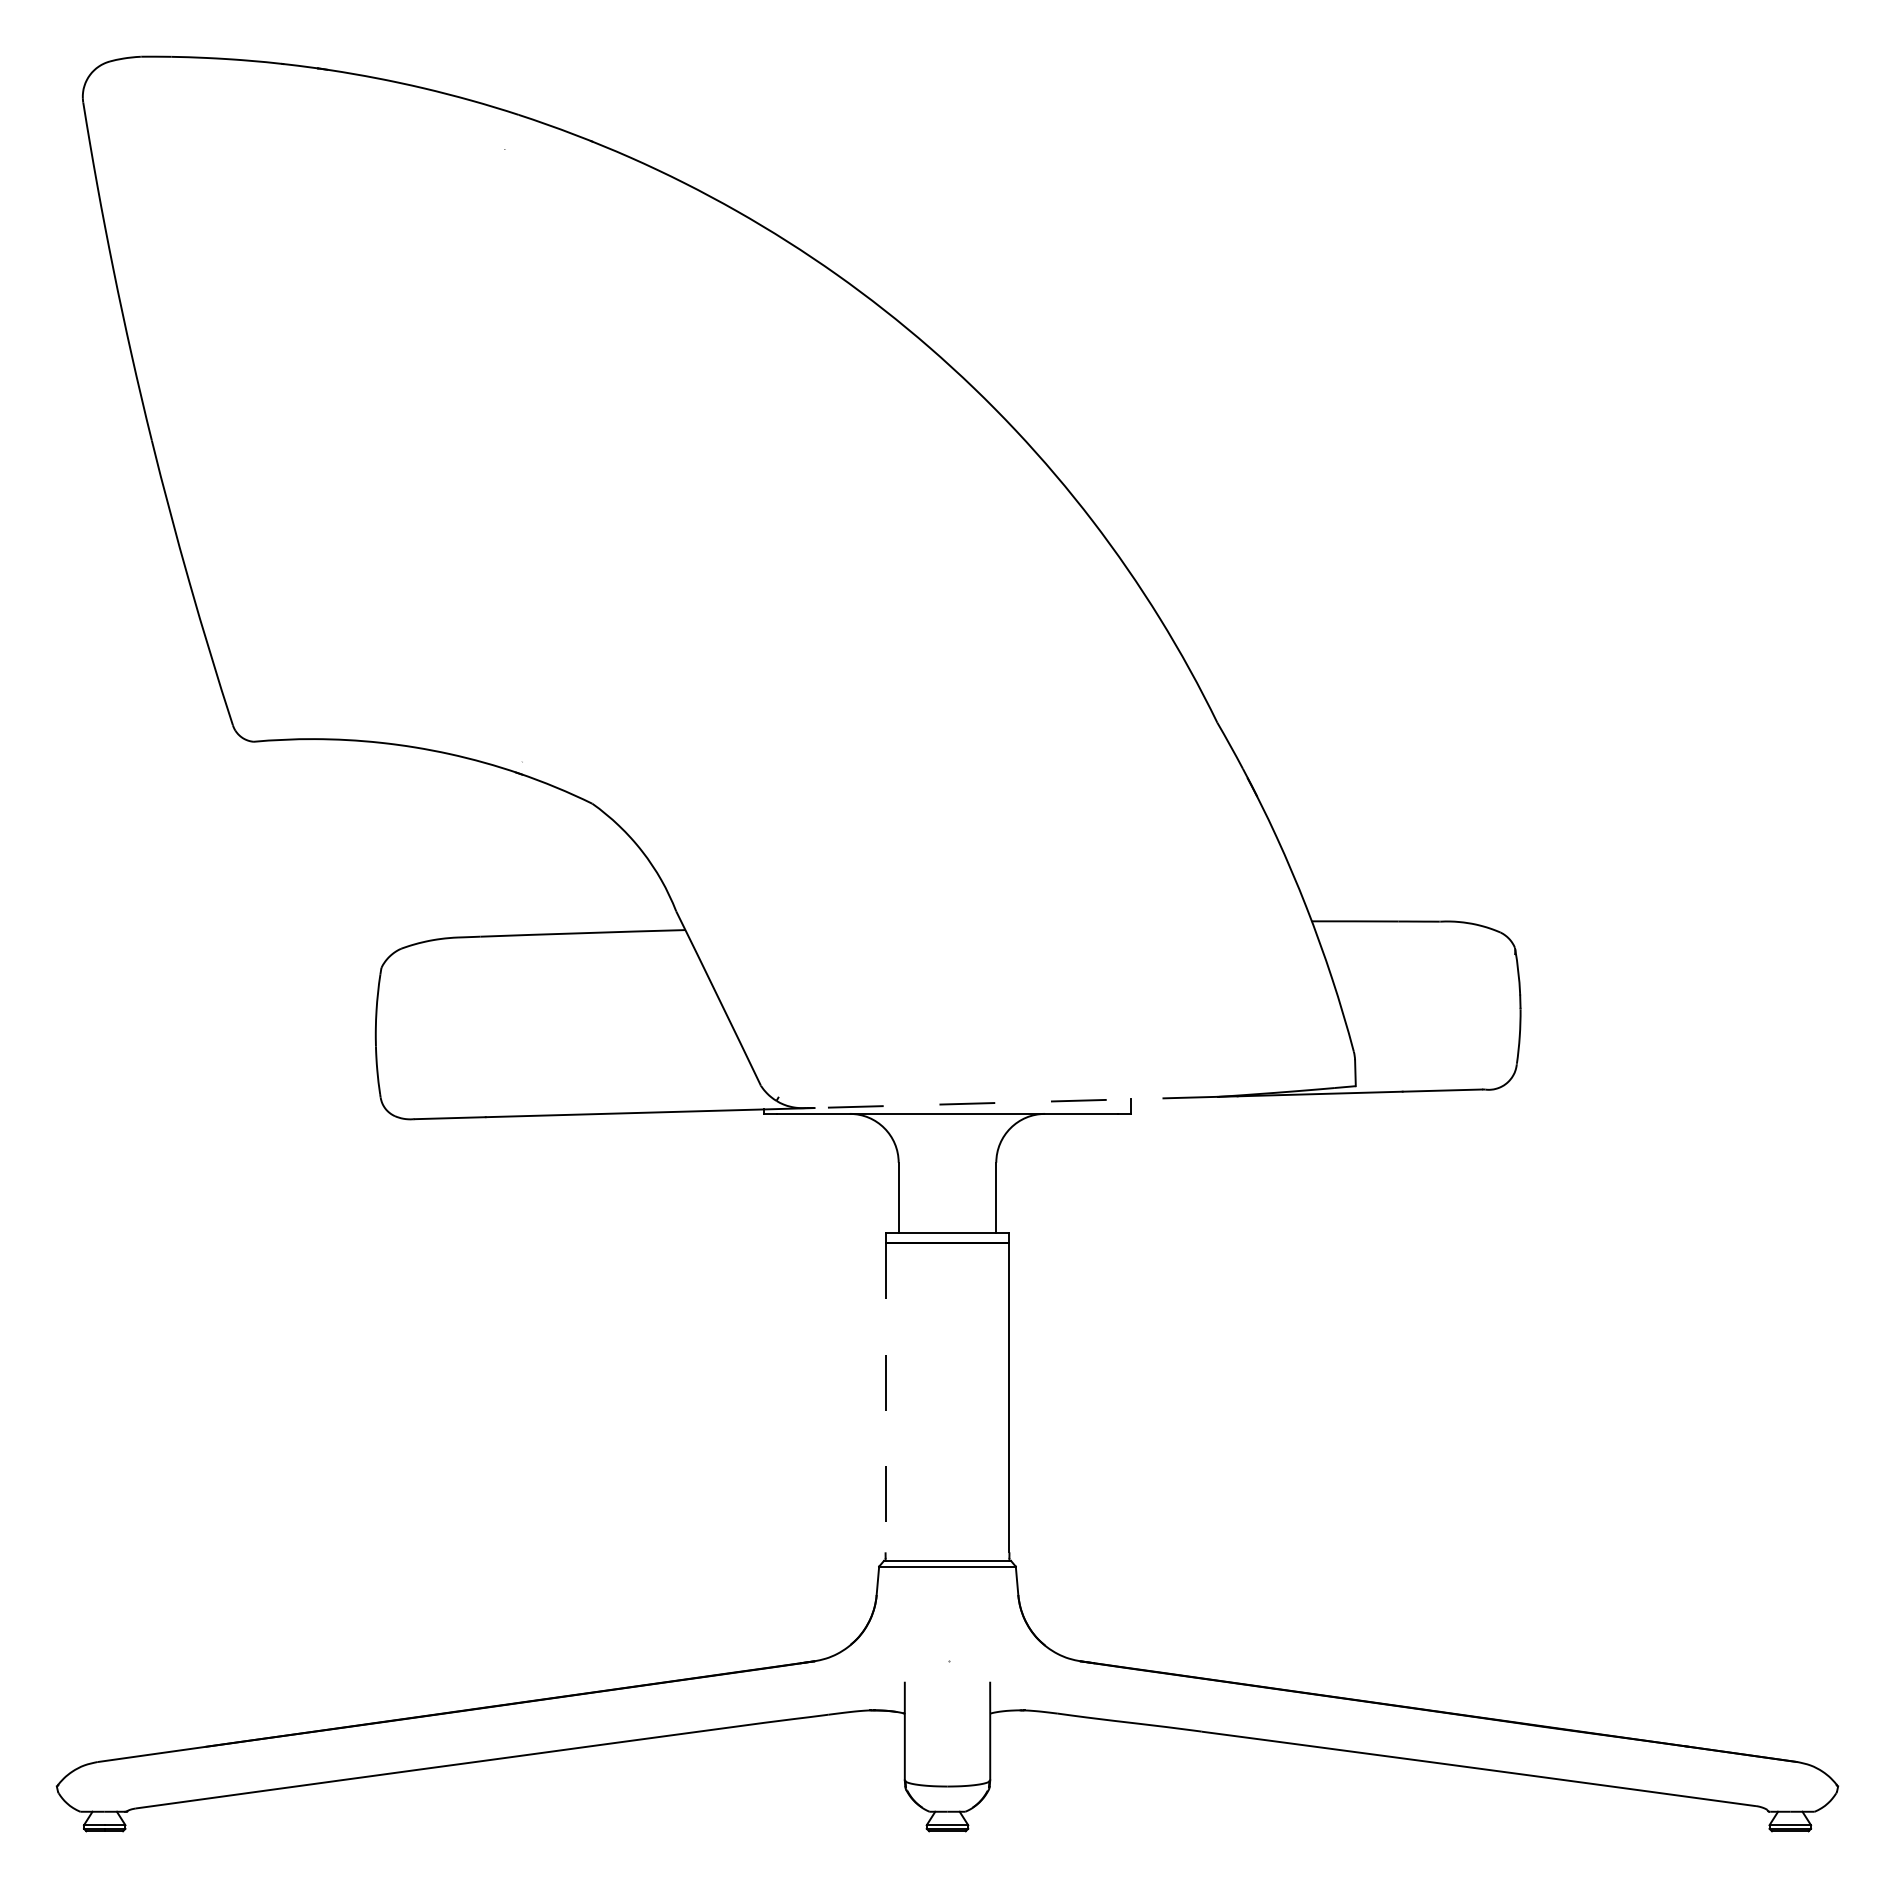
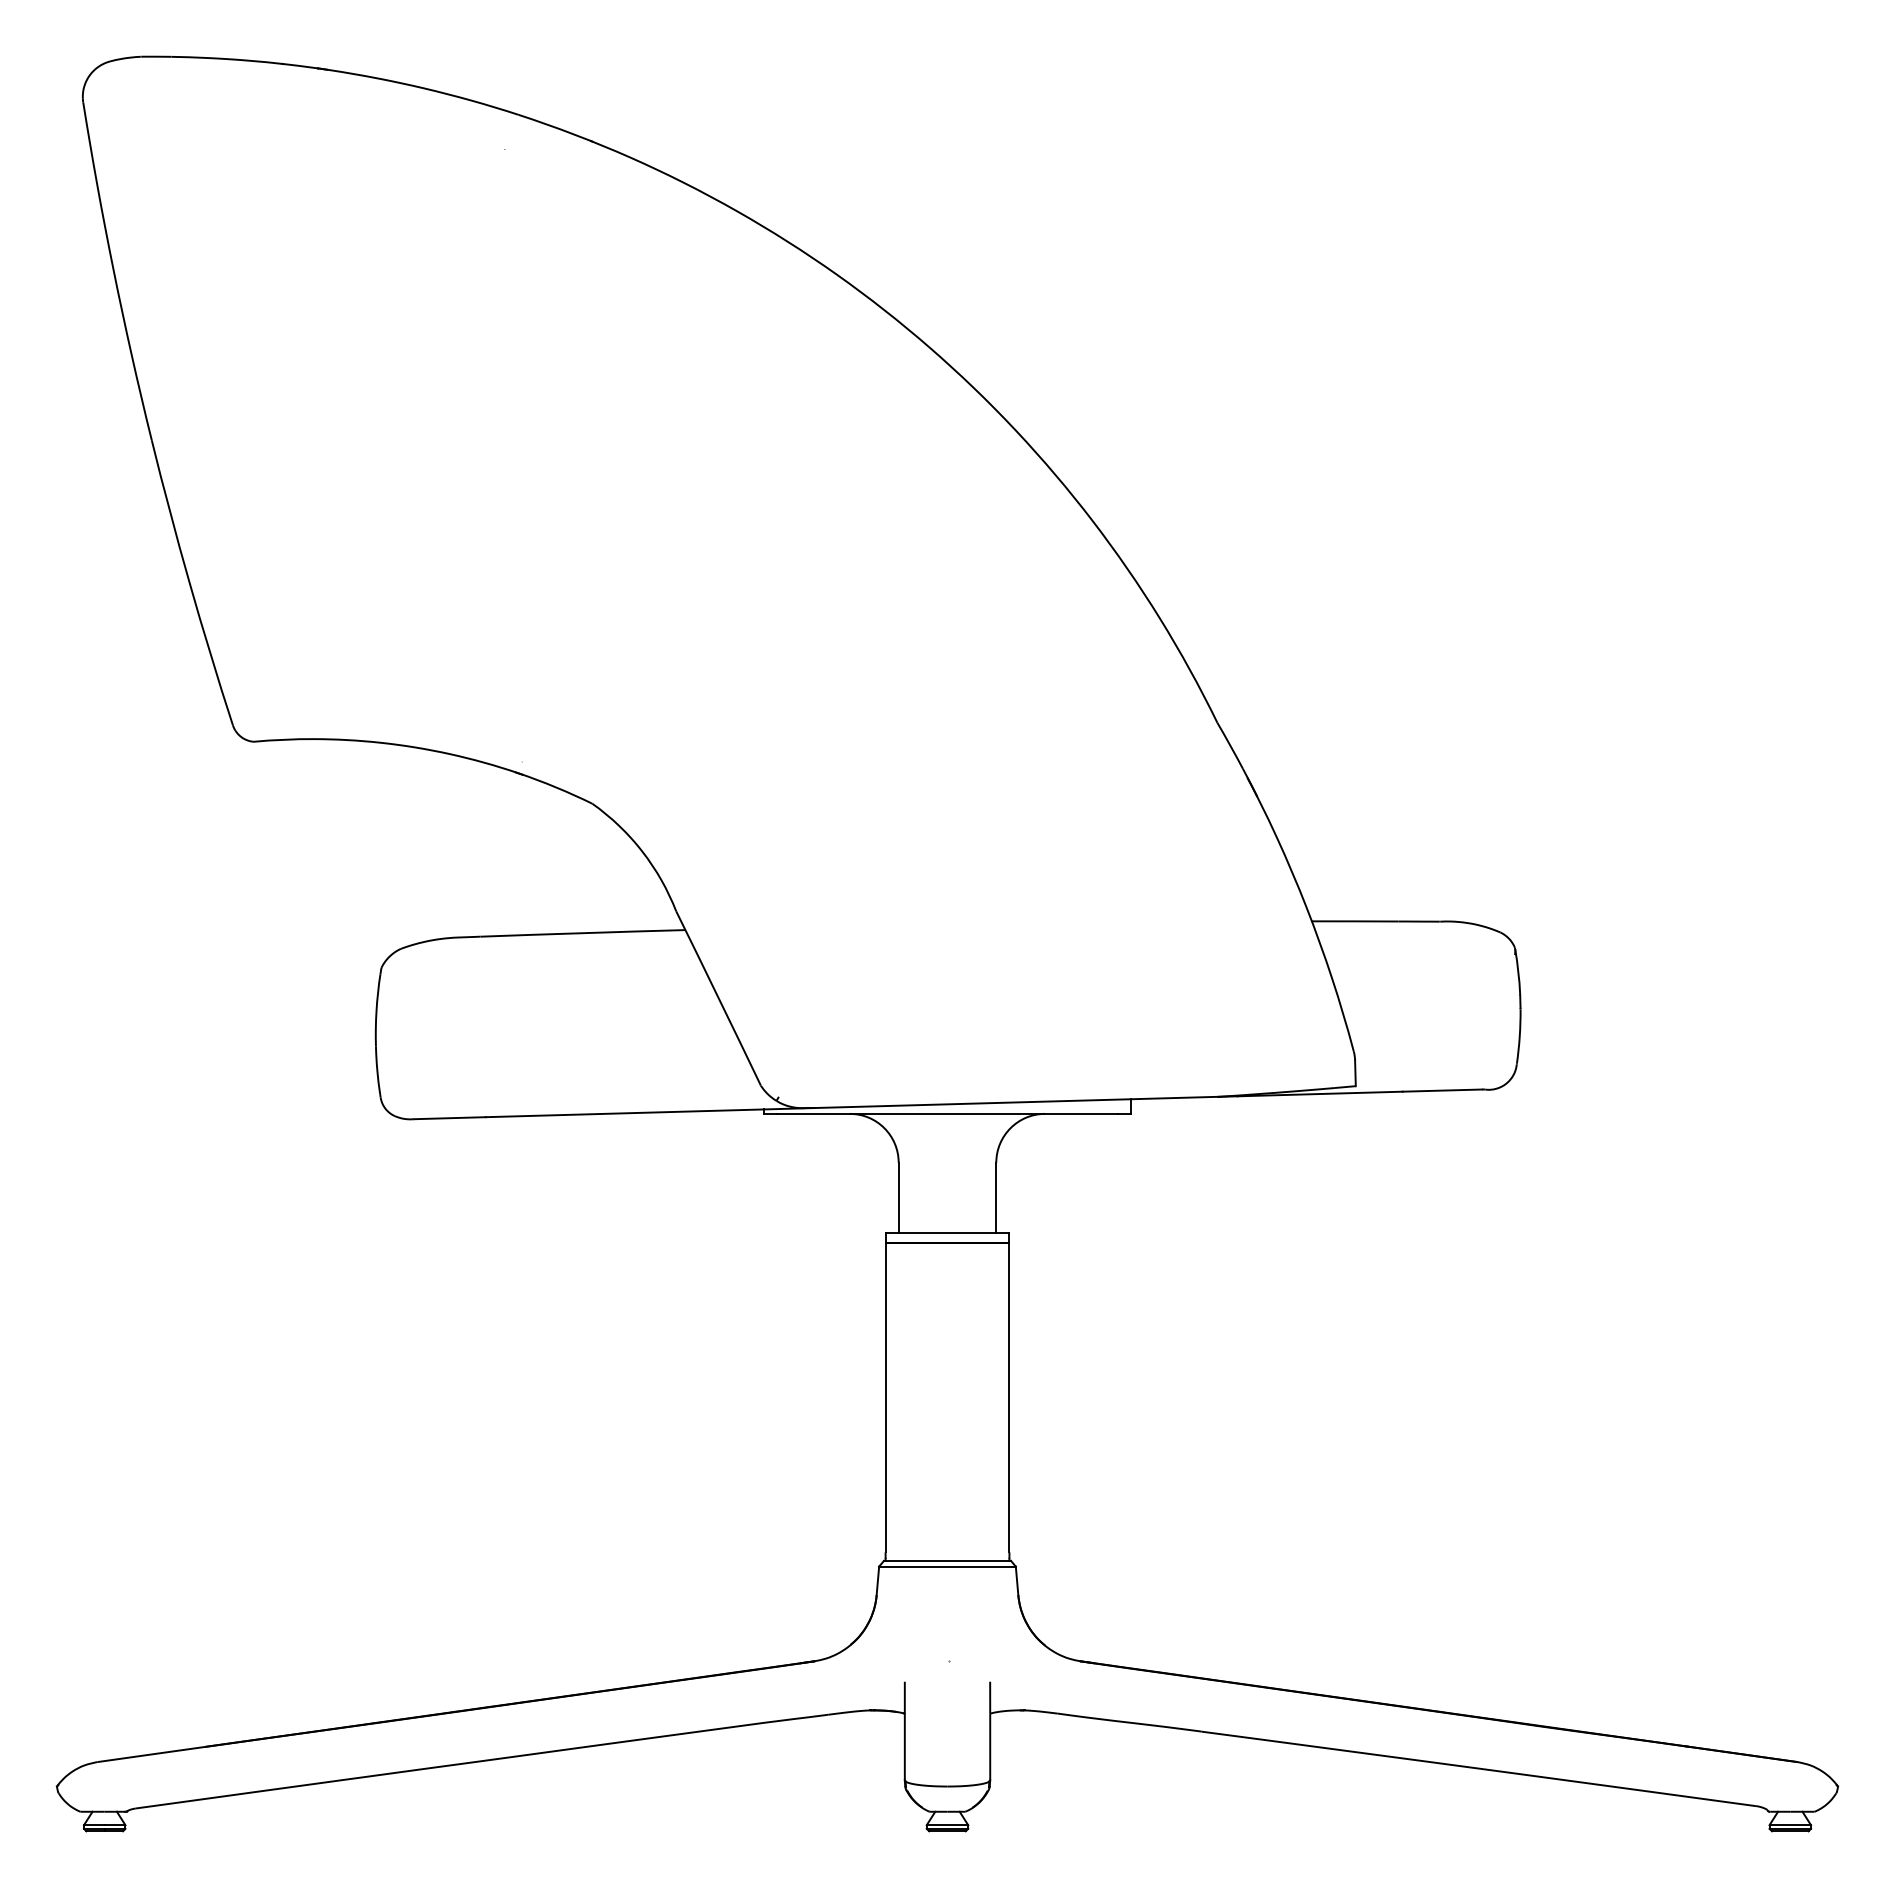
line: dashed -> solid (1016, 1102)
line: dashed -> solid (885, 1397)
